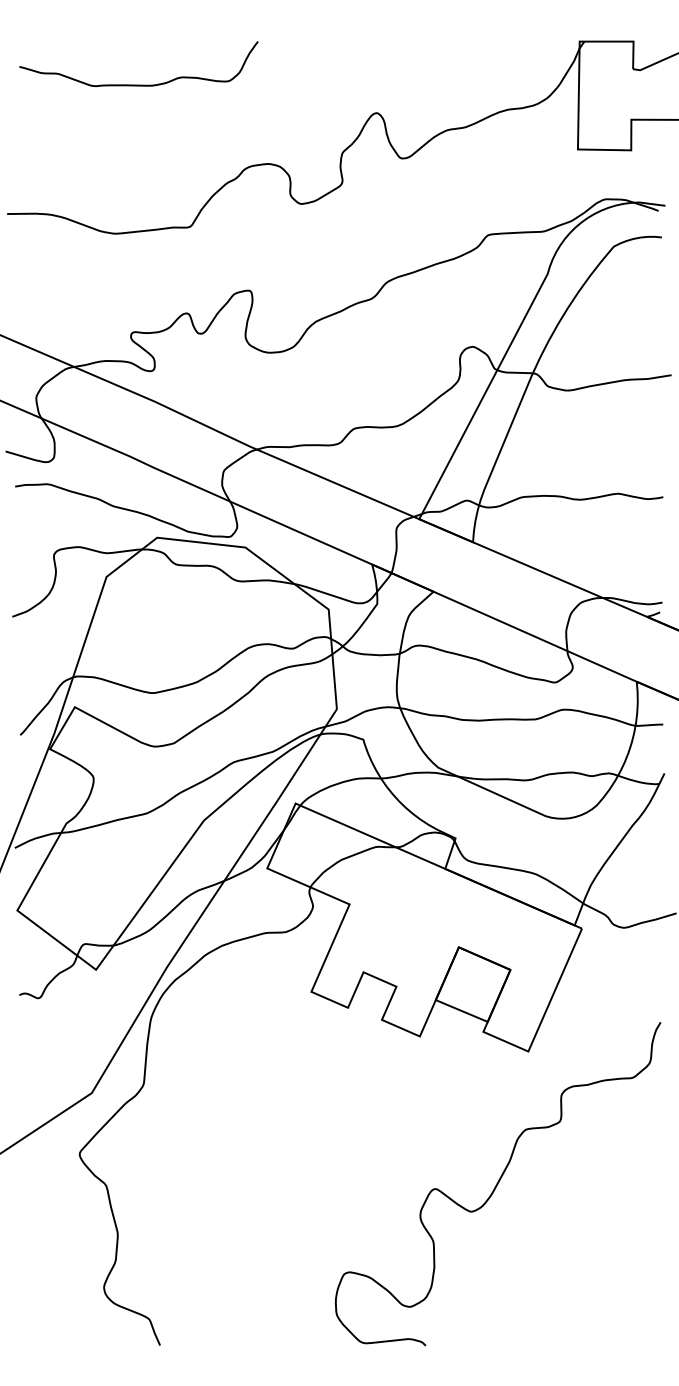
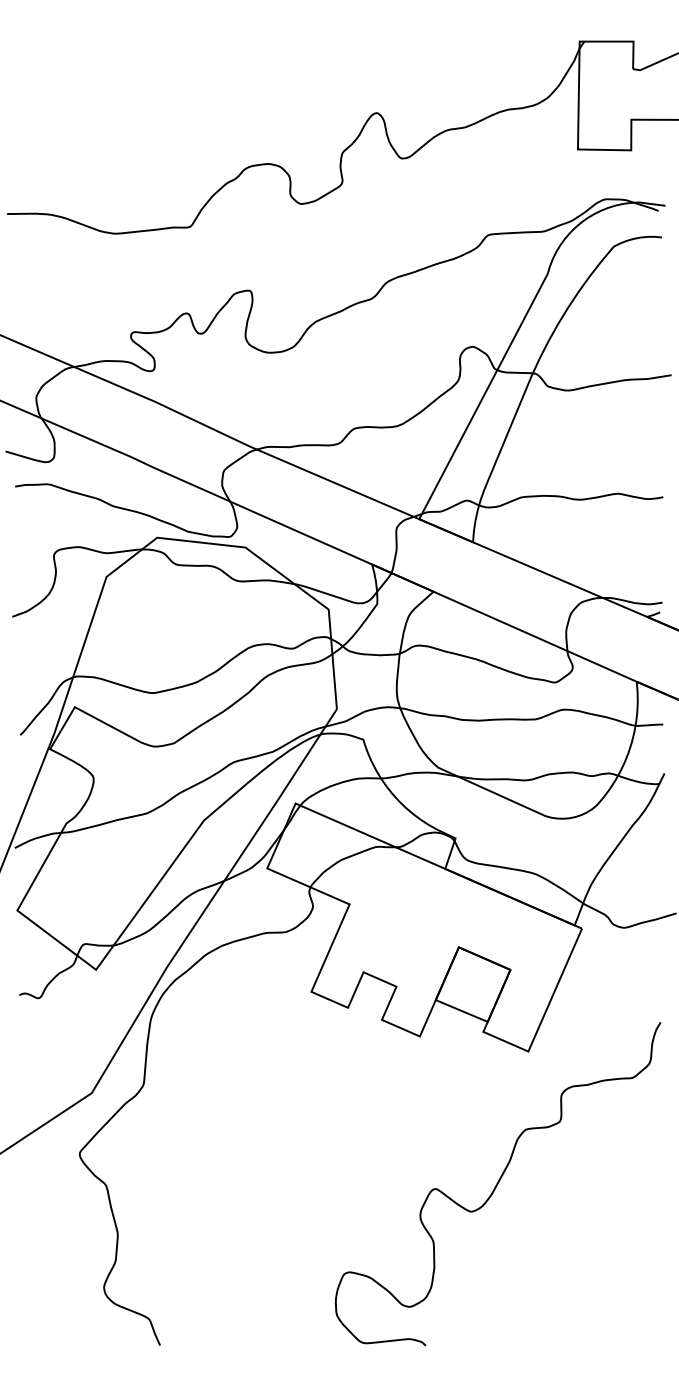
curve: present -> none (138, 84)
